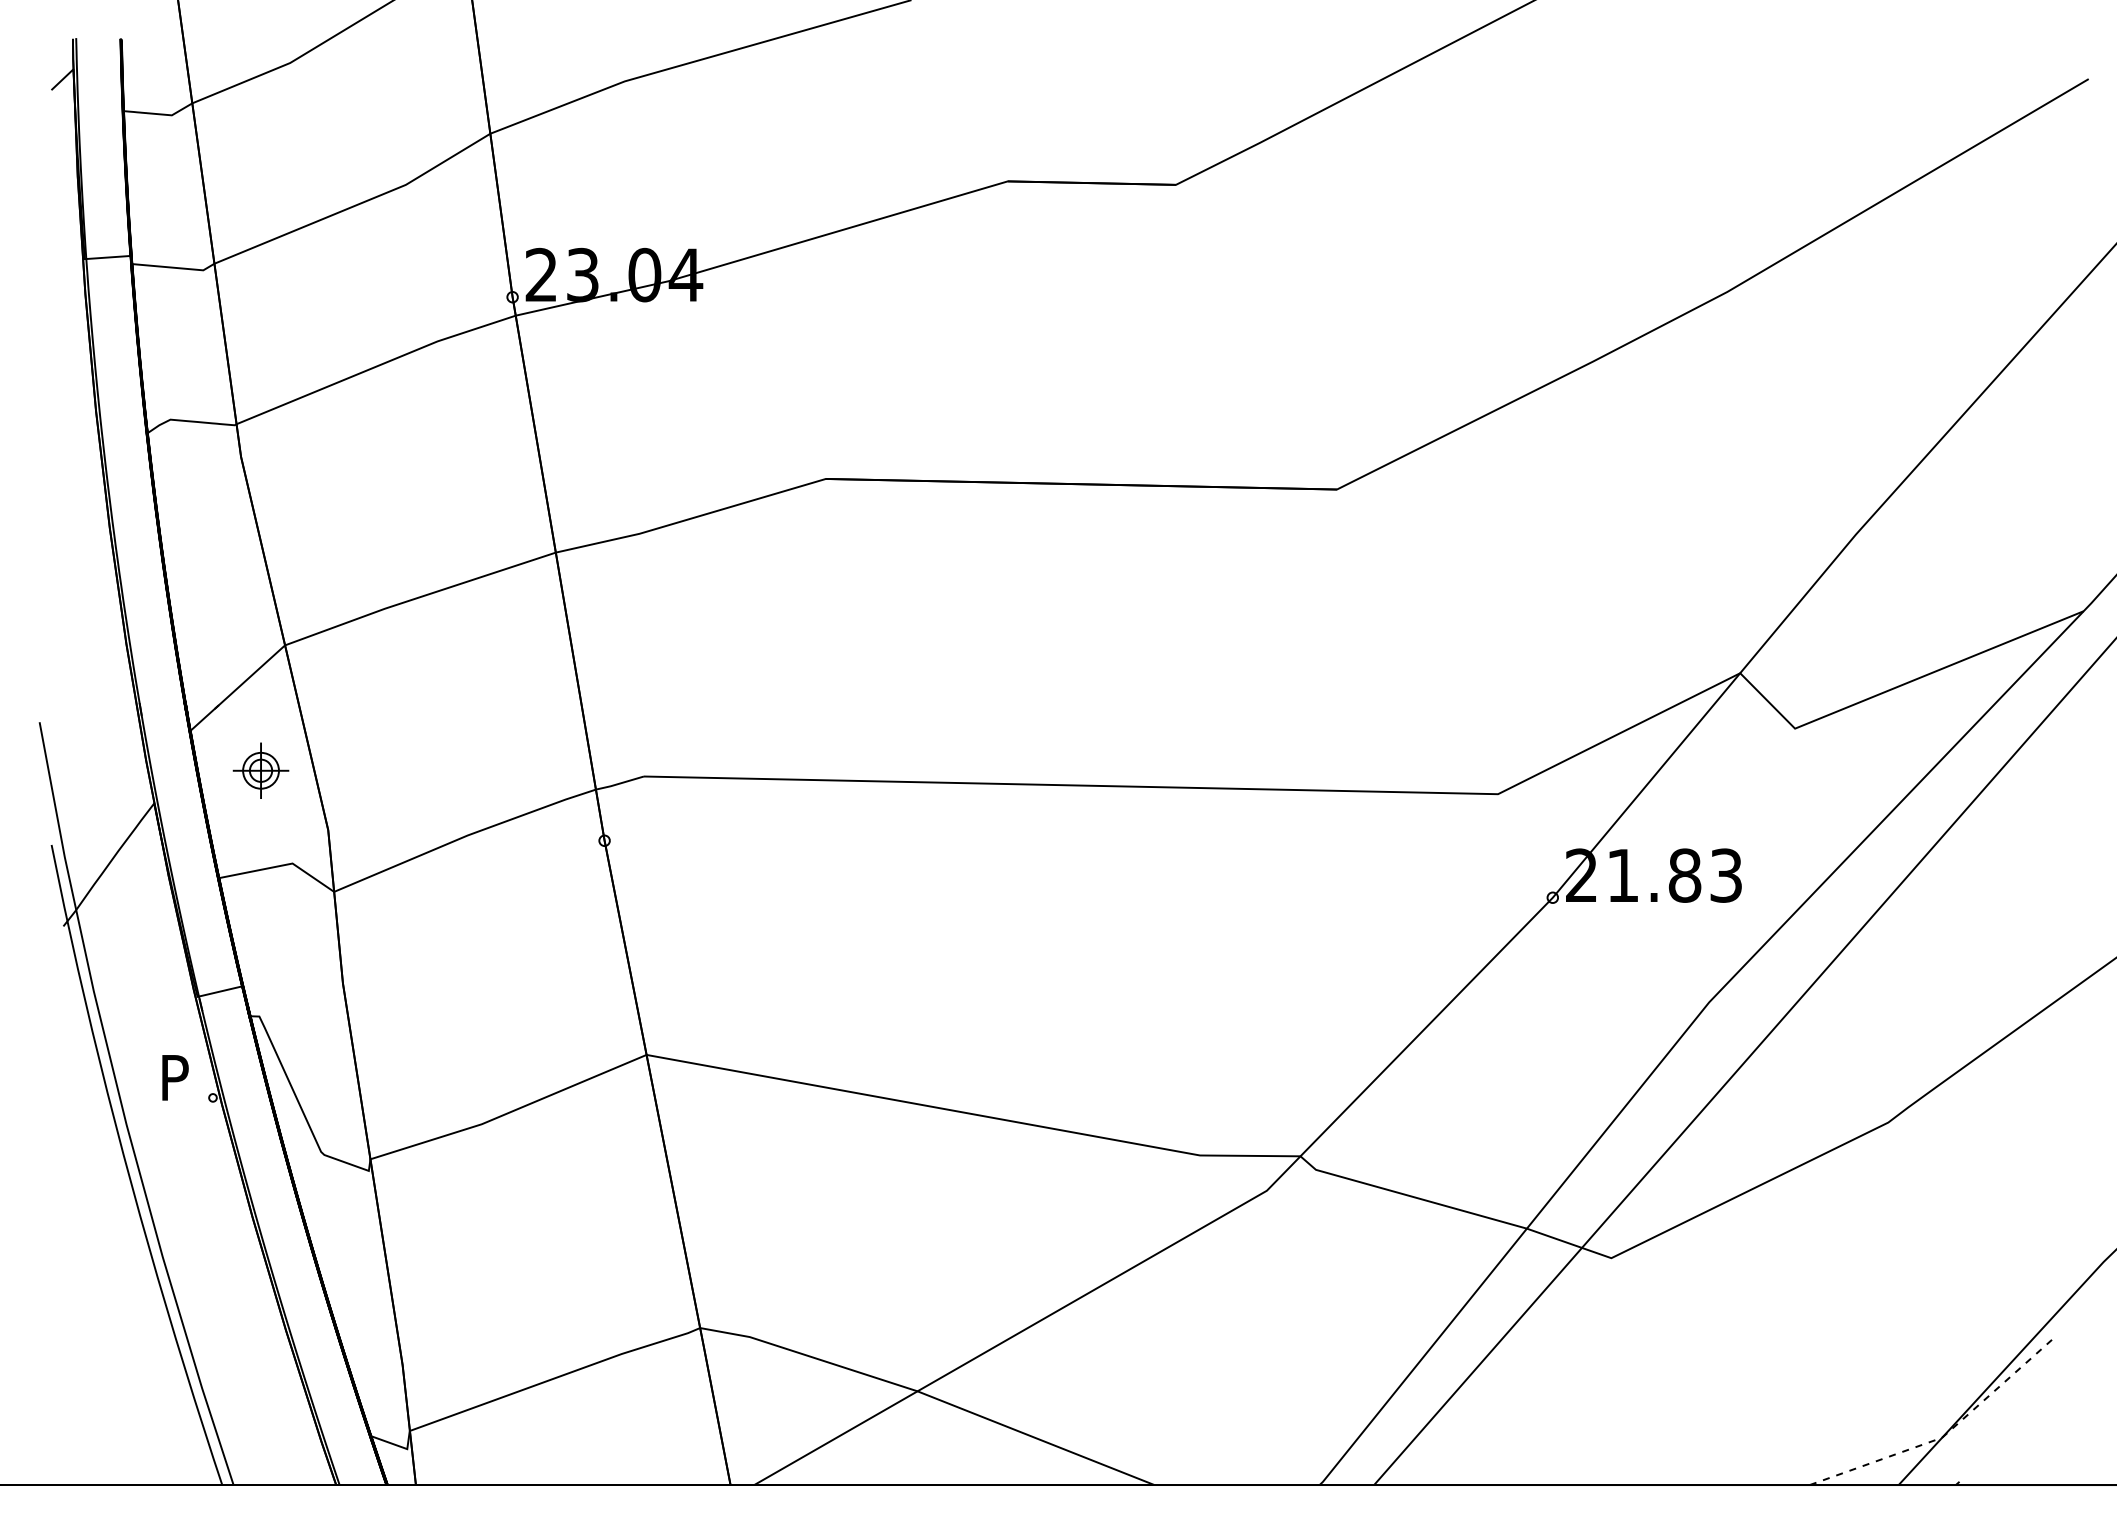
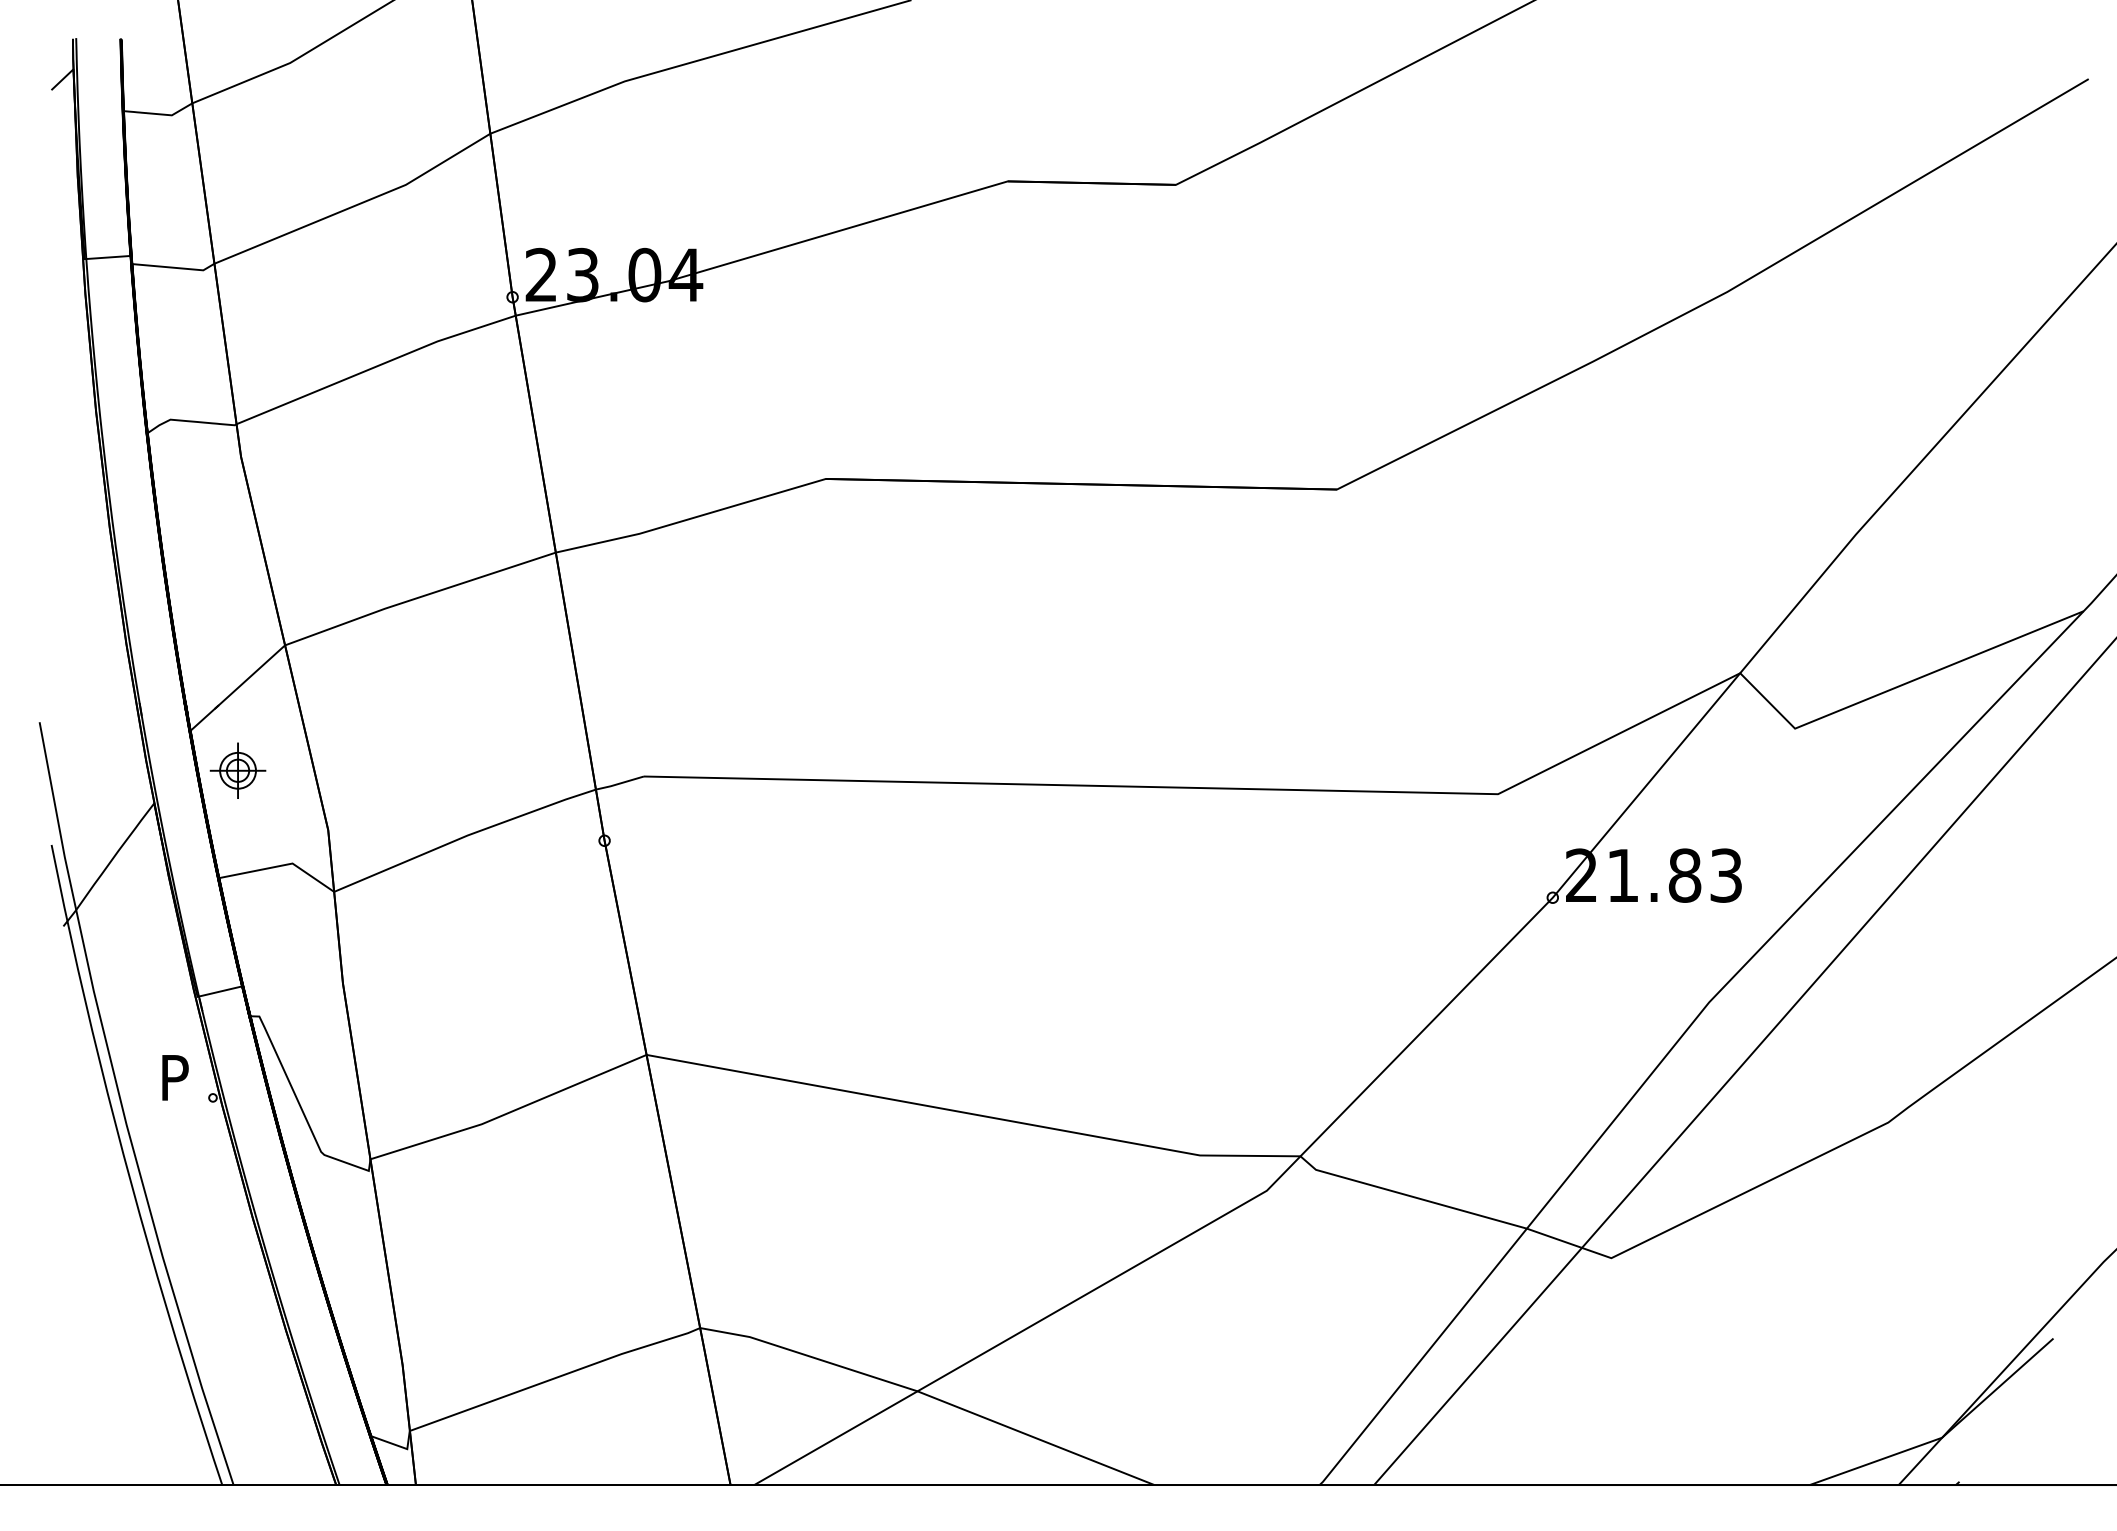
part position: (260, 770) -> (237, 770) (237, 770)
line: dashed -> solid (1945, 1435)
